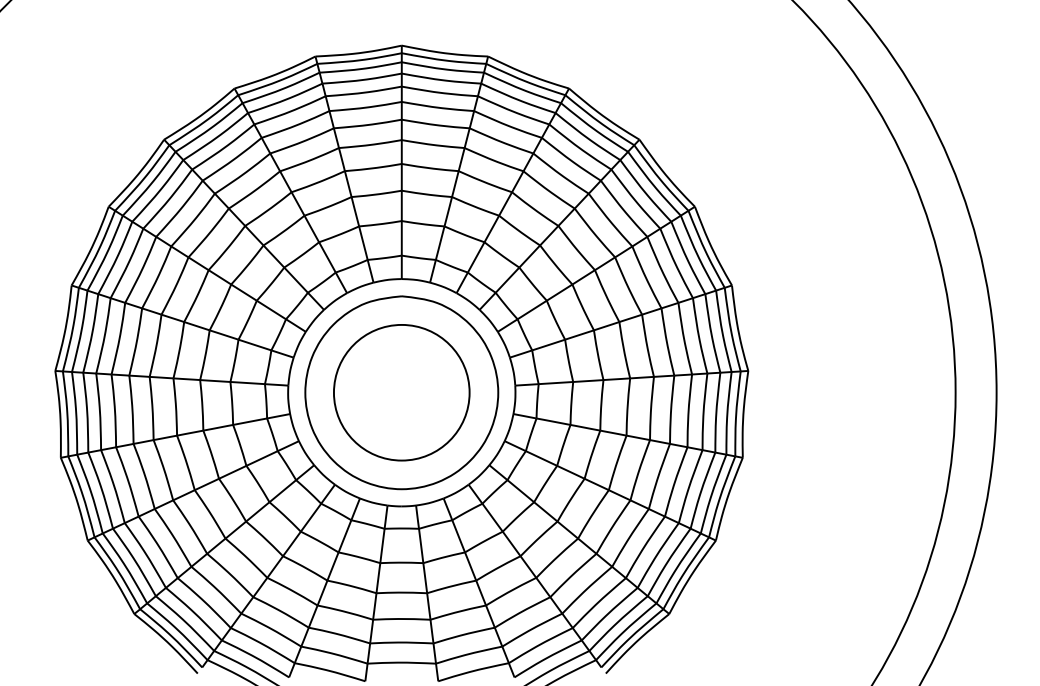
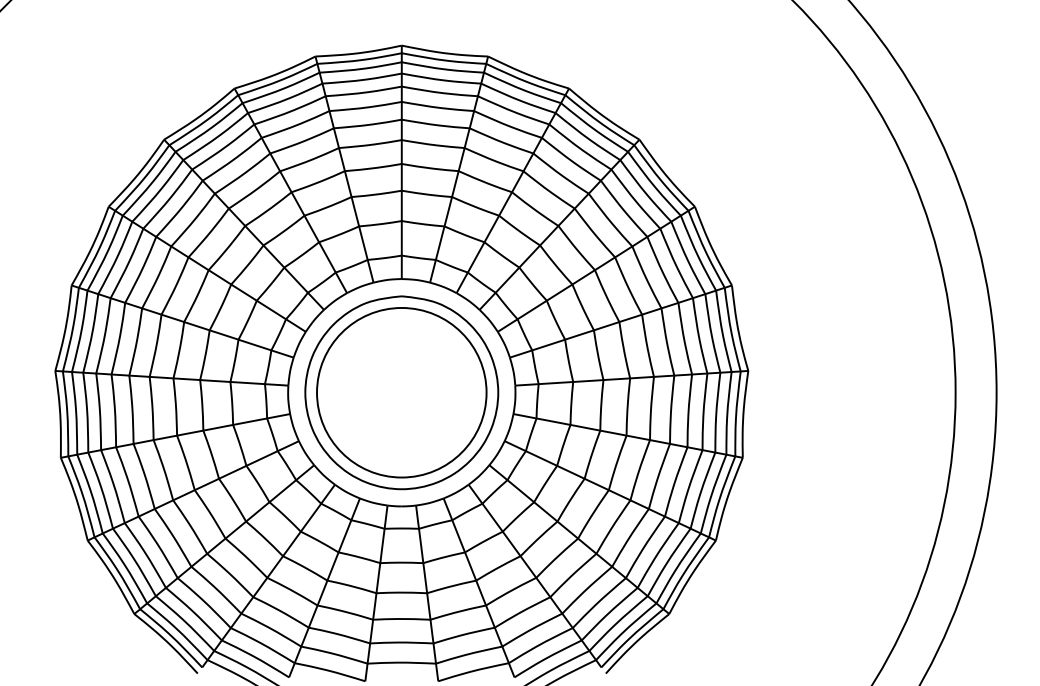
circle diameter: 136 px -> 170 px (401, 392)
